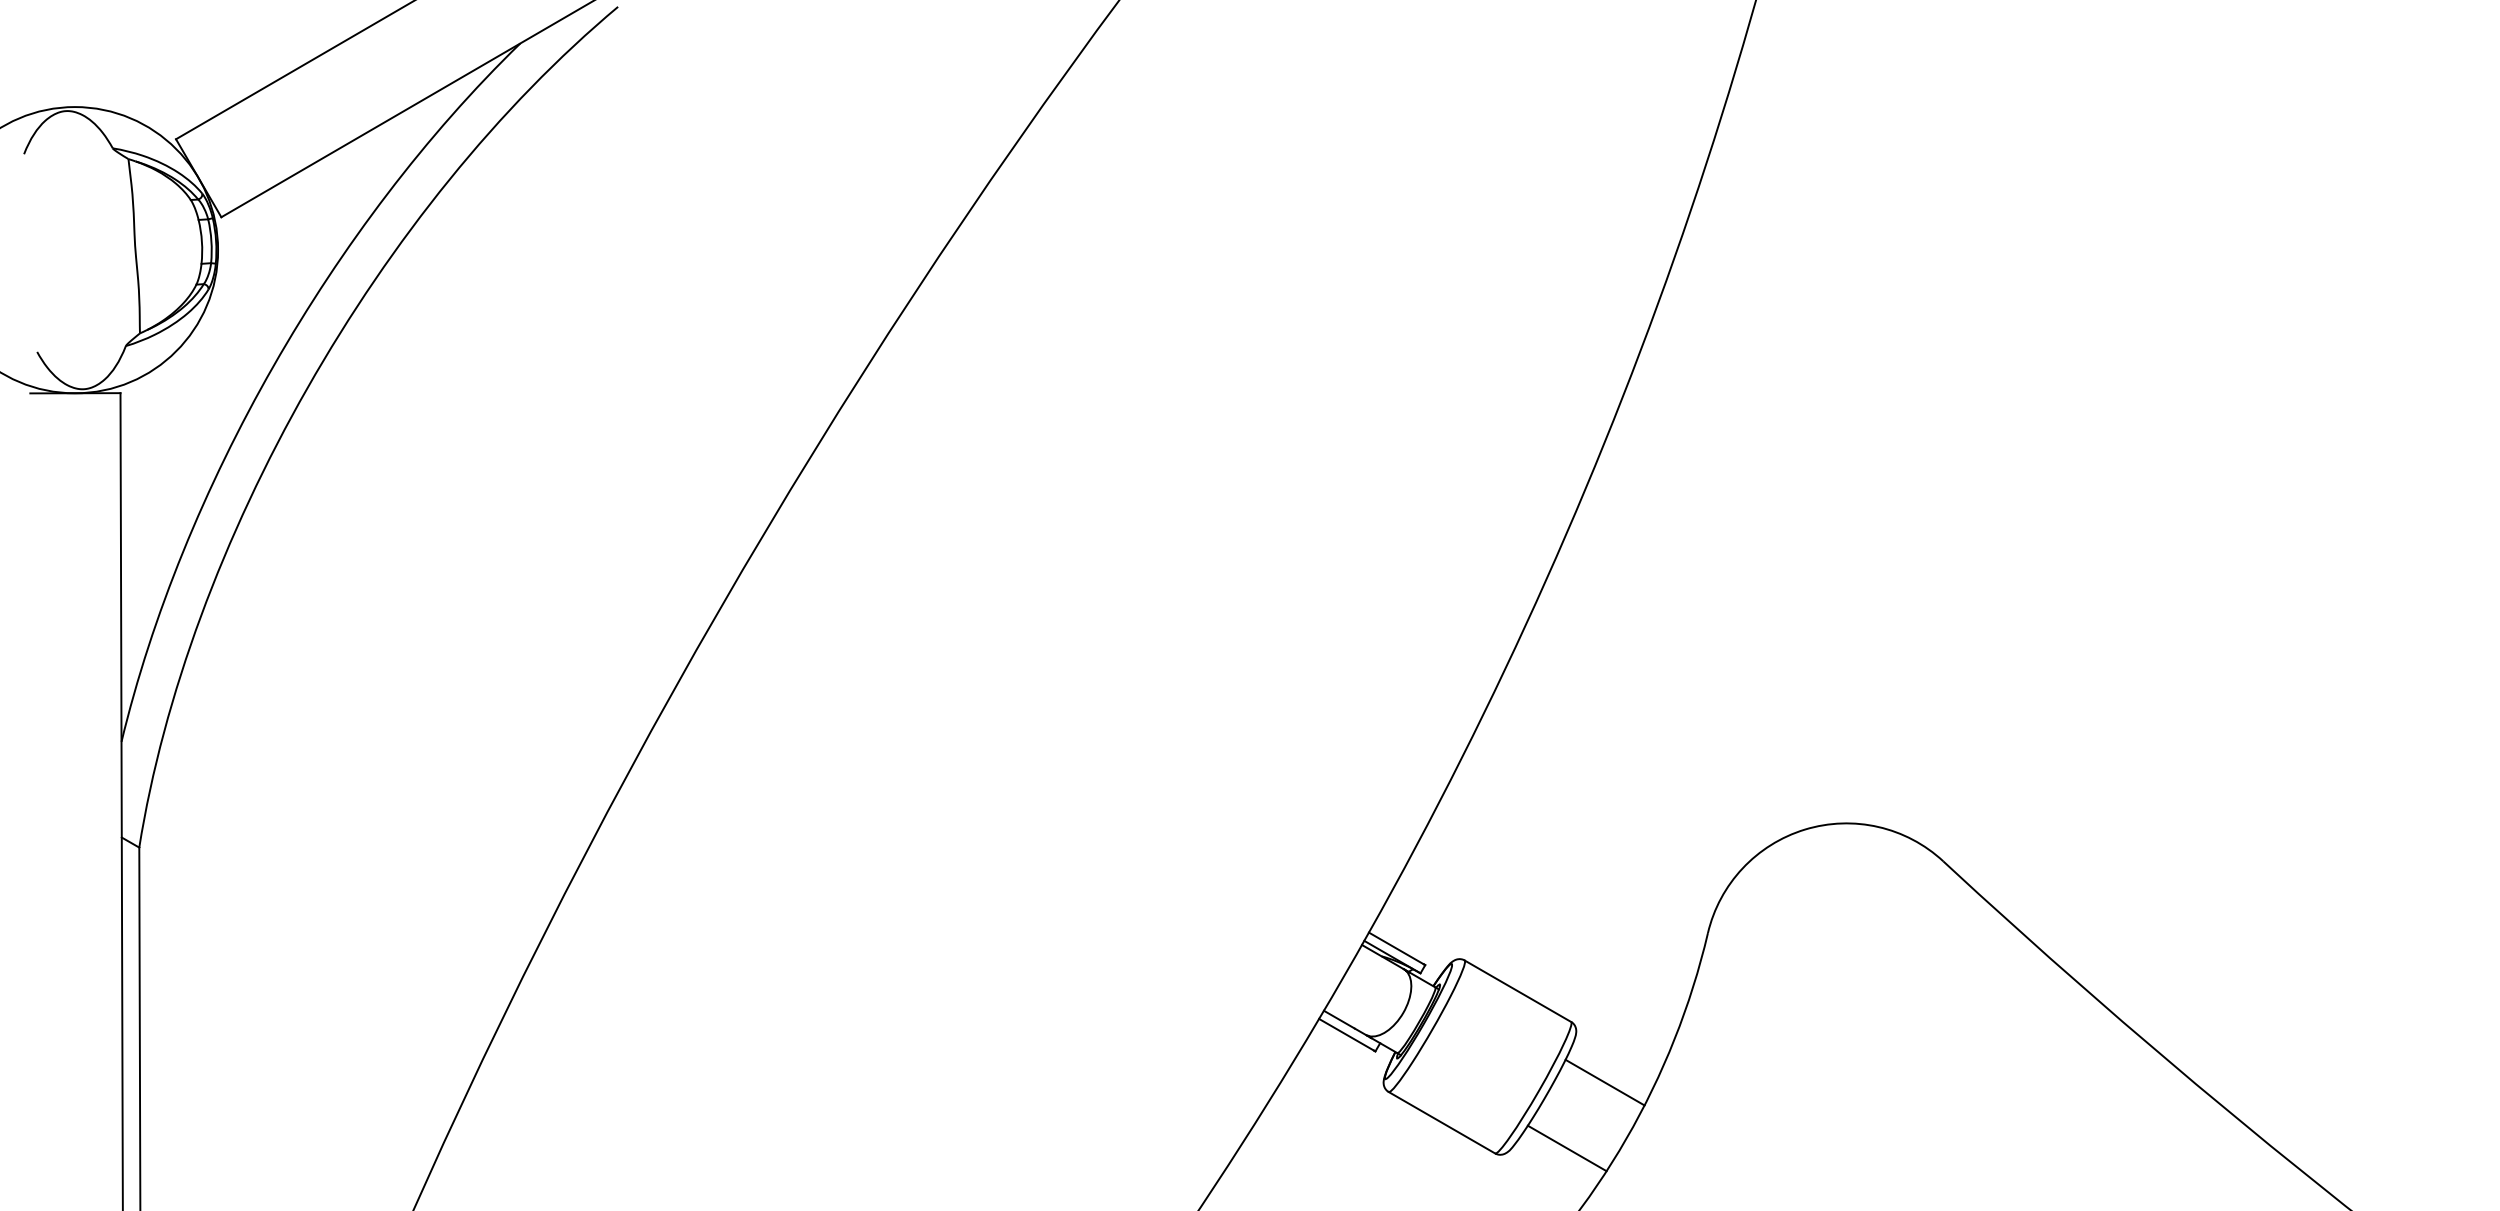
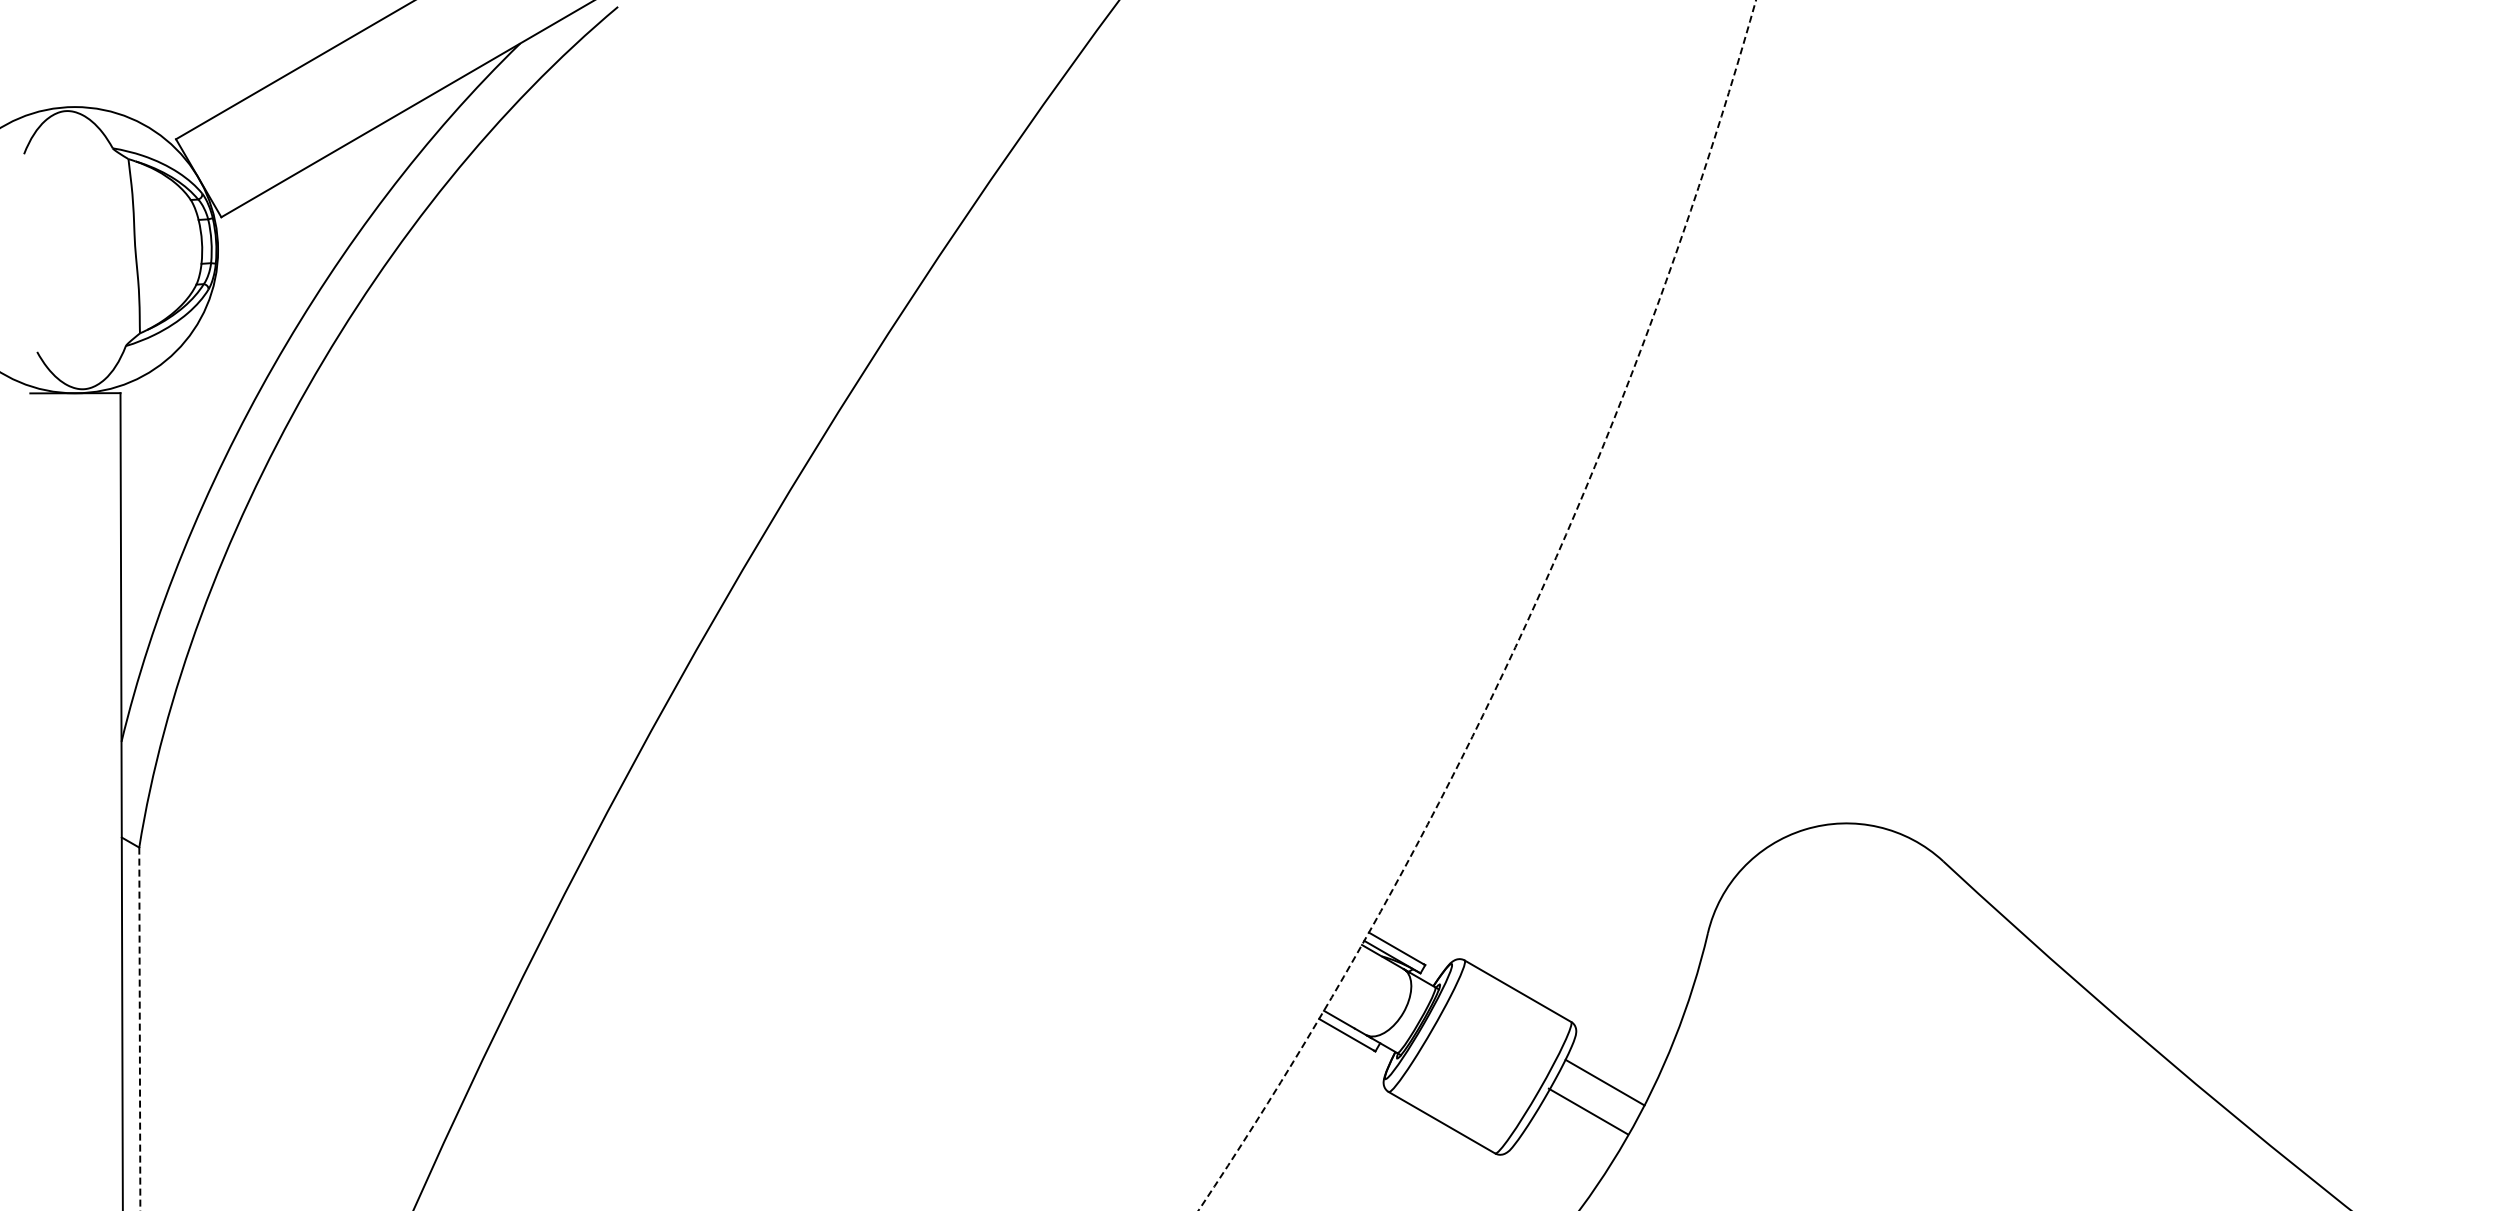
arc: solid -> dashed (1524, 627)
line: solid -> dashed (139, 1029)
line position: (1566, 1148) -> (1587, 1111) (1587, 1111)
